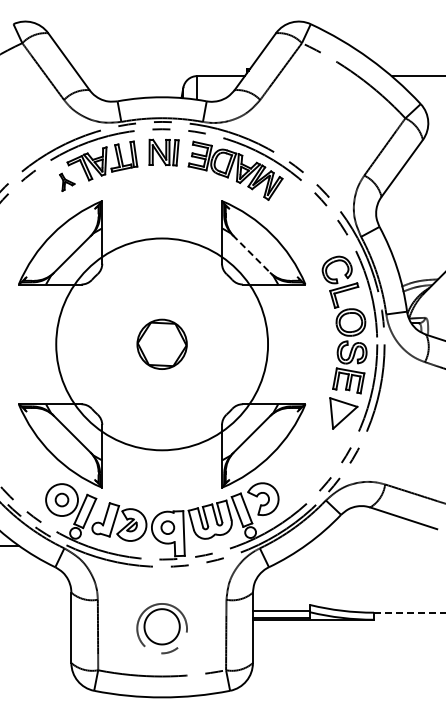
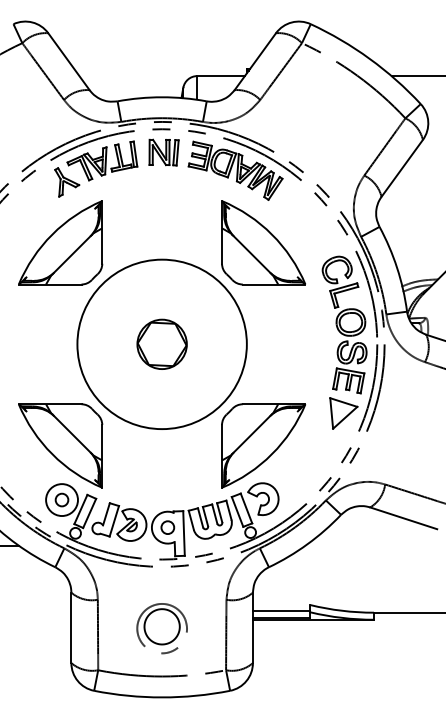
part size: 17x20 px -> 27x31 px (67, 182)
line: dashed -> solid (252, 254)
circle diameter: 212 px -> 169 px (161, 344)
line: dashed -> solid (409, 612)
